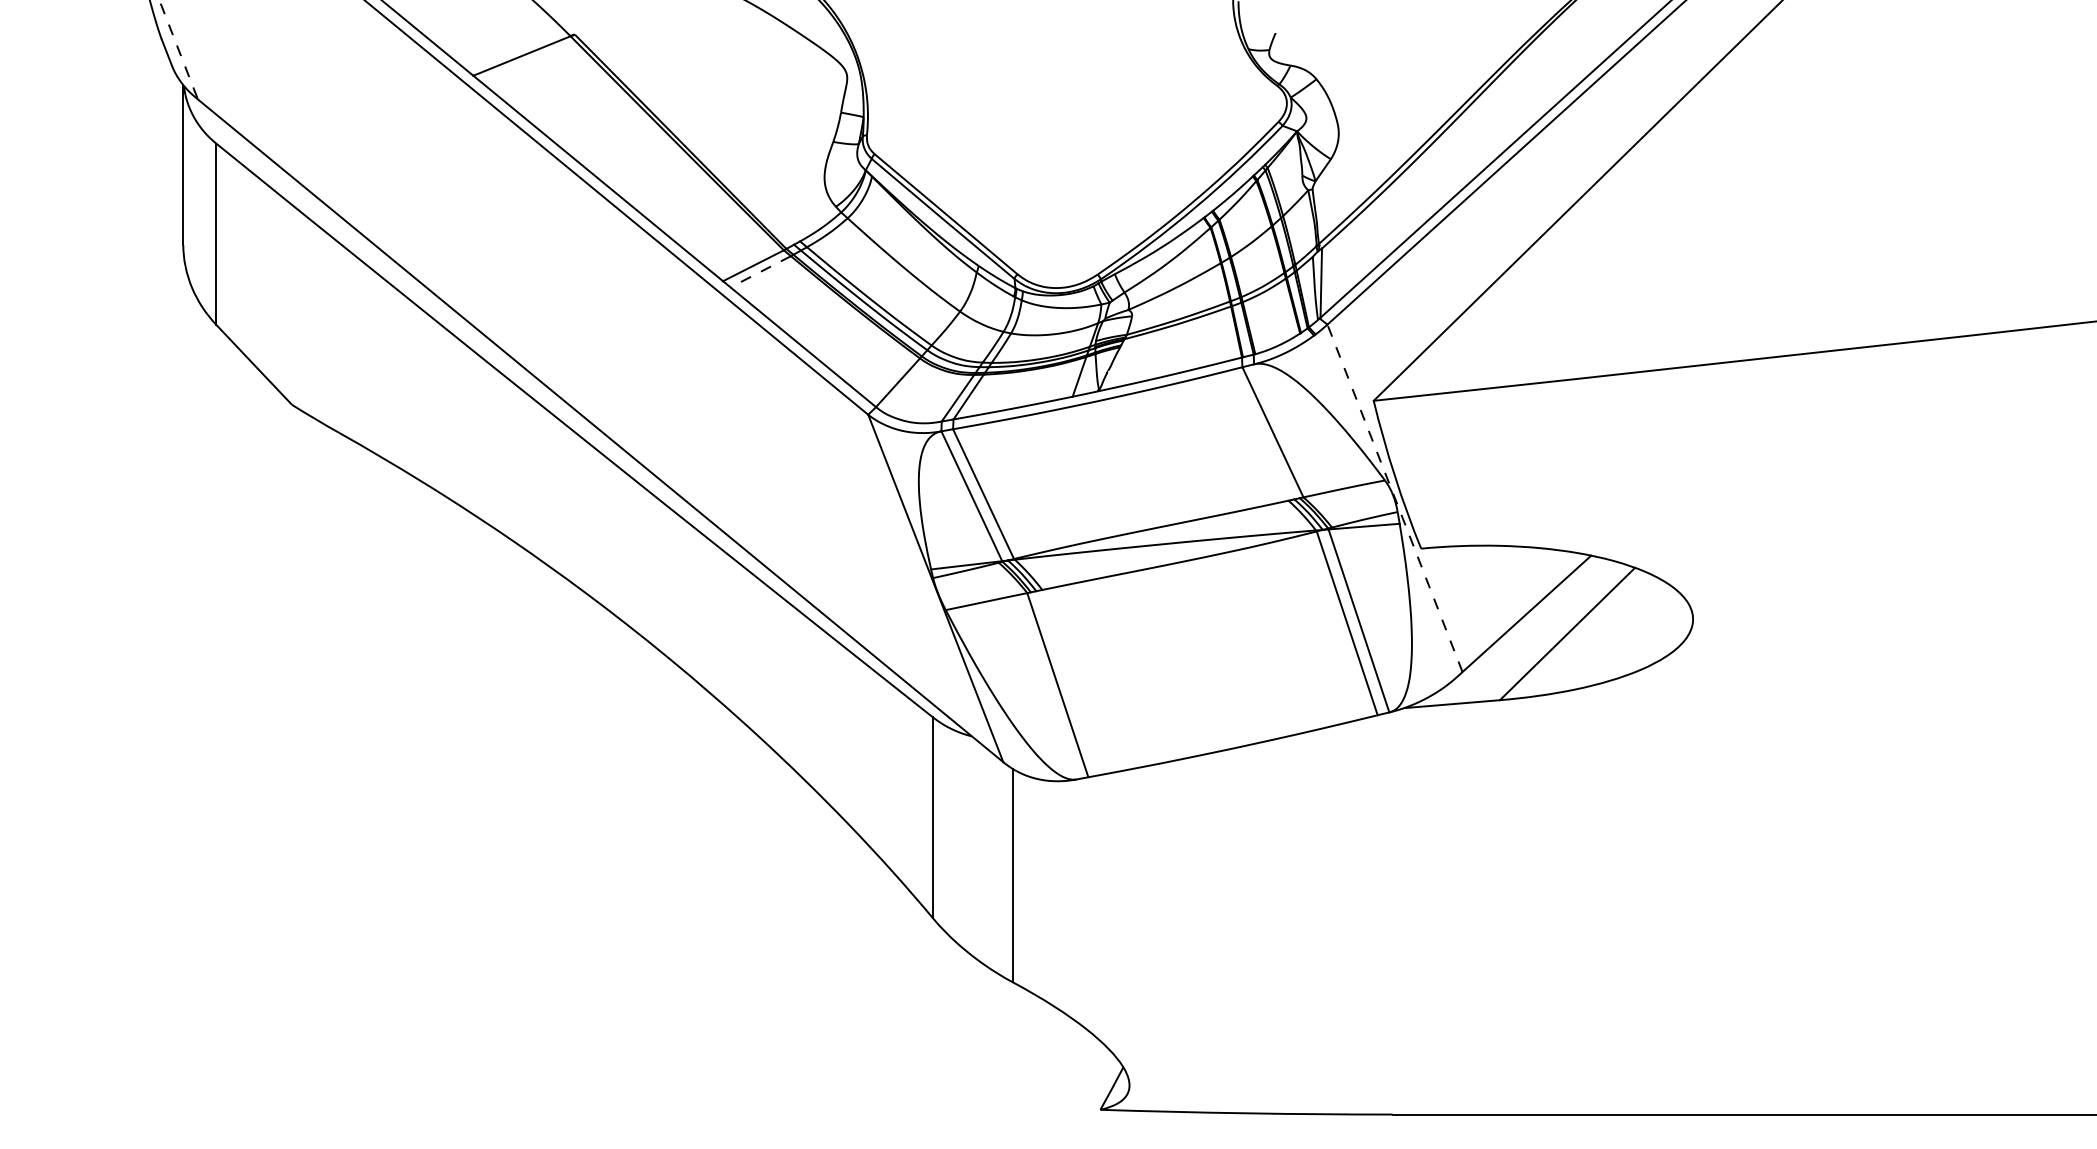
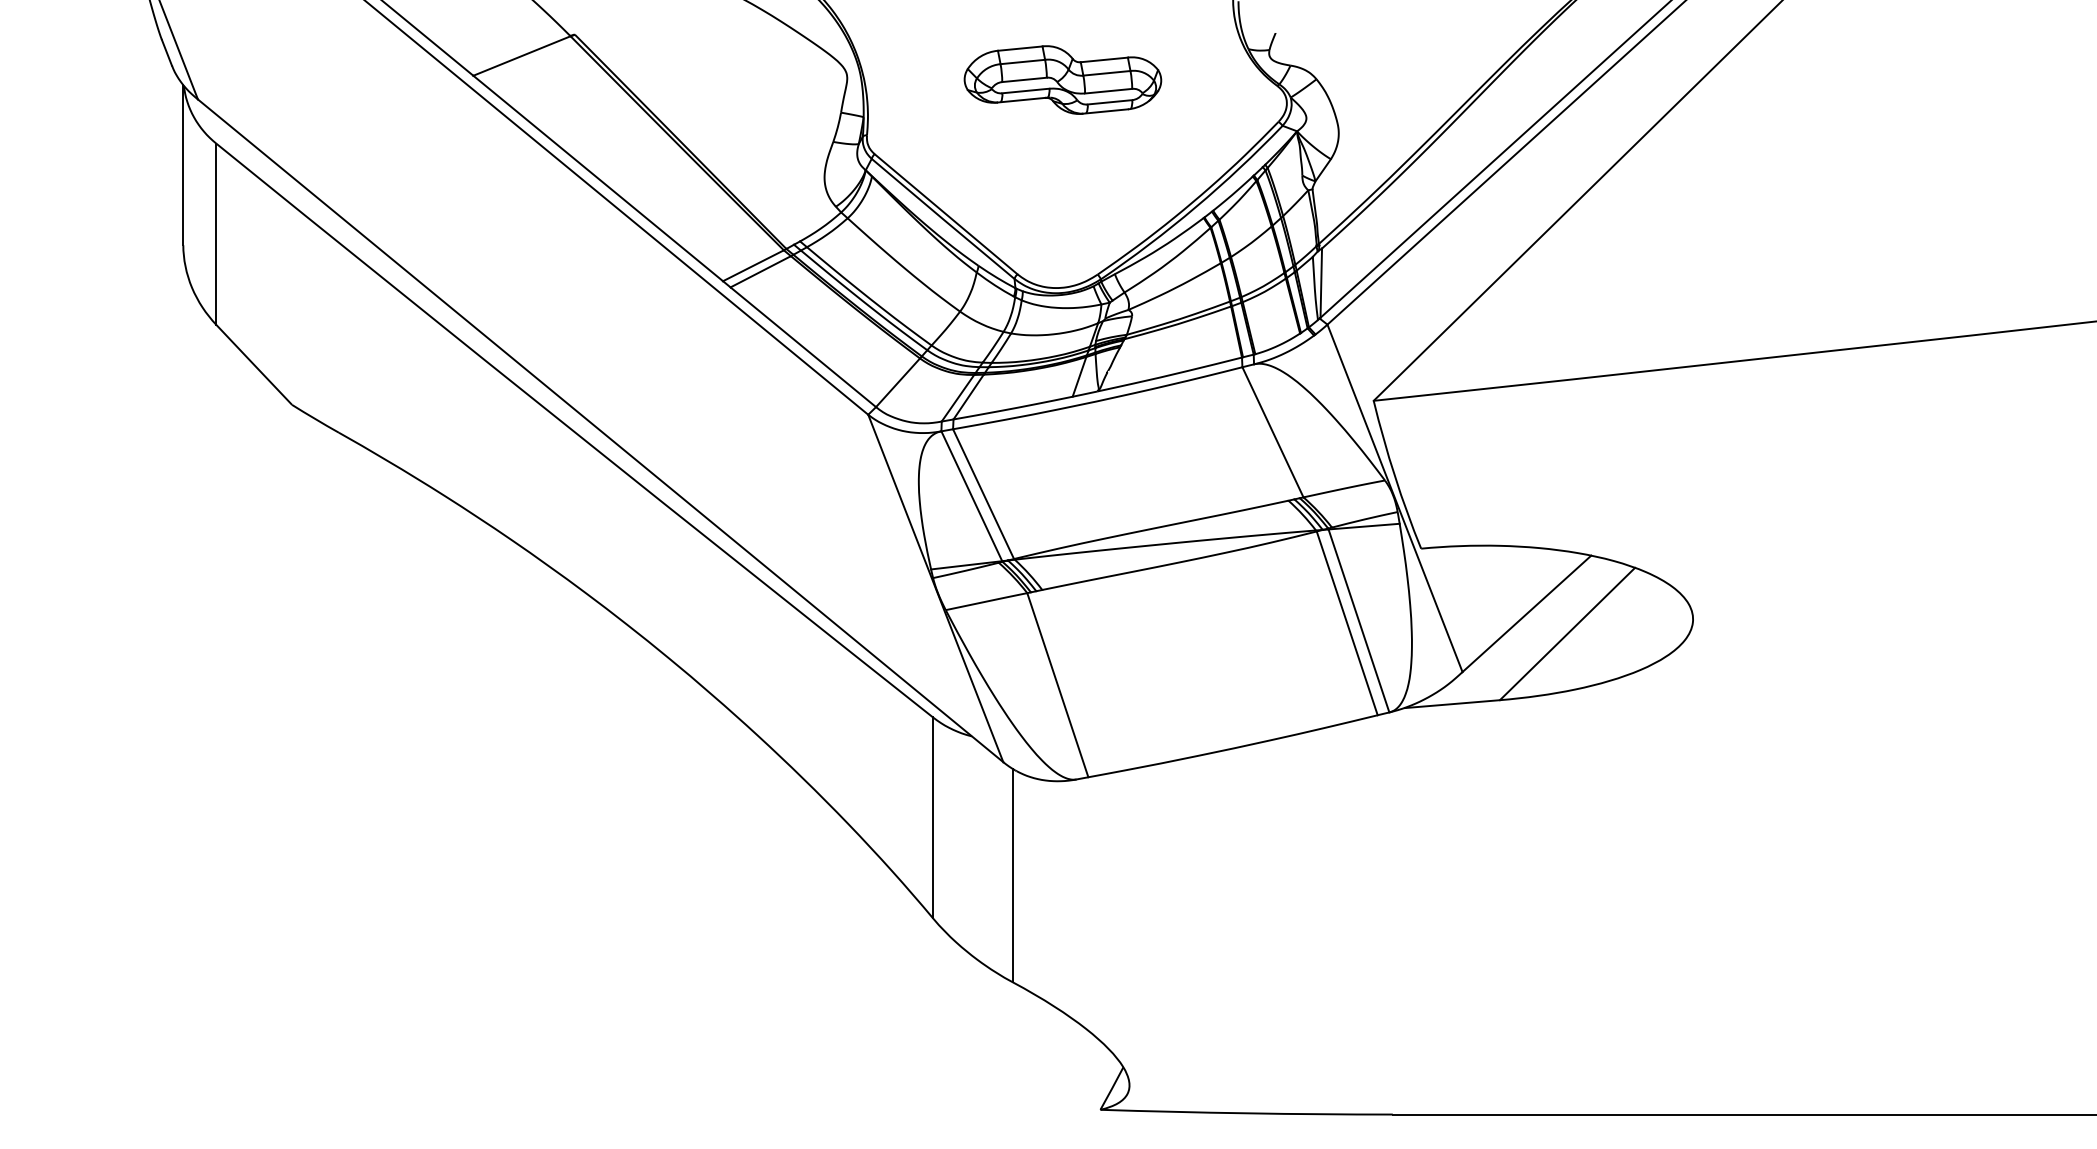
line: dashed -> solid (178, 50)
part: none -> present (1062, 79)
line: dashed -> solid (760, 271)
line: dashed -> solid (1394, 497)
